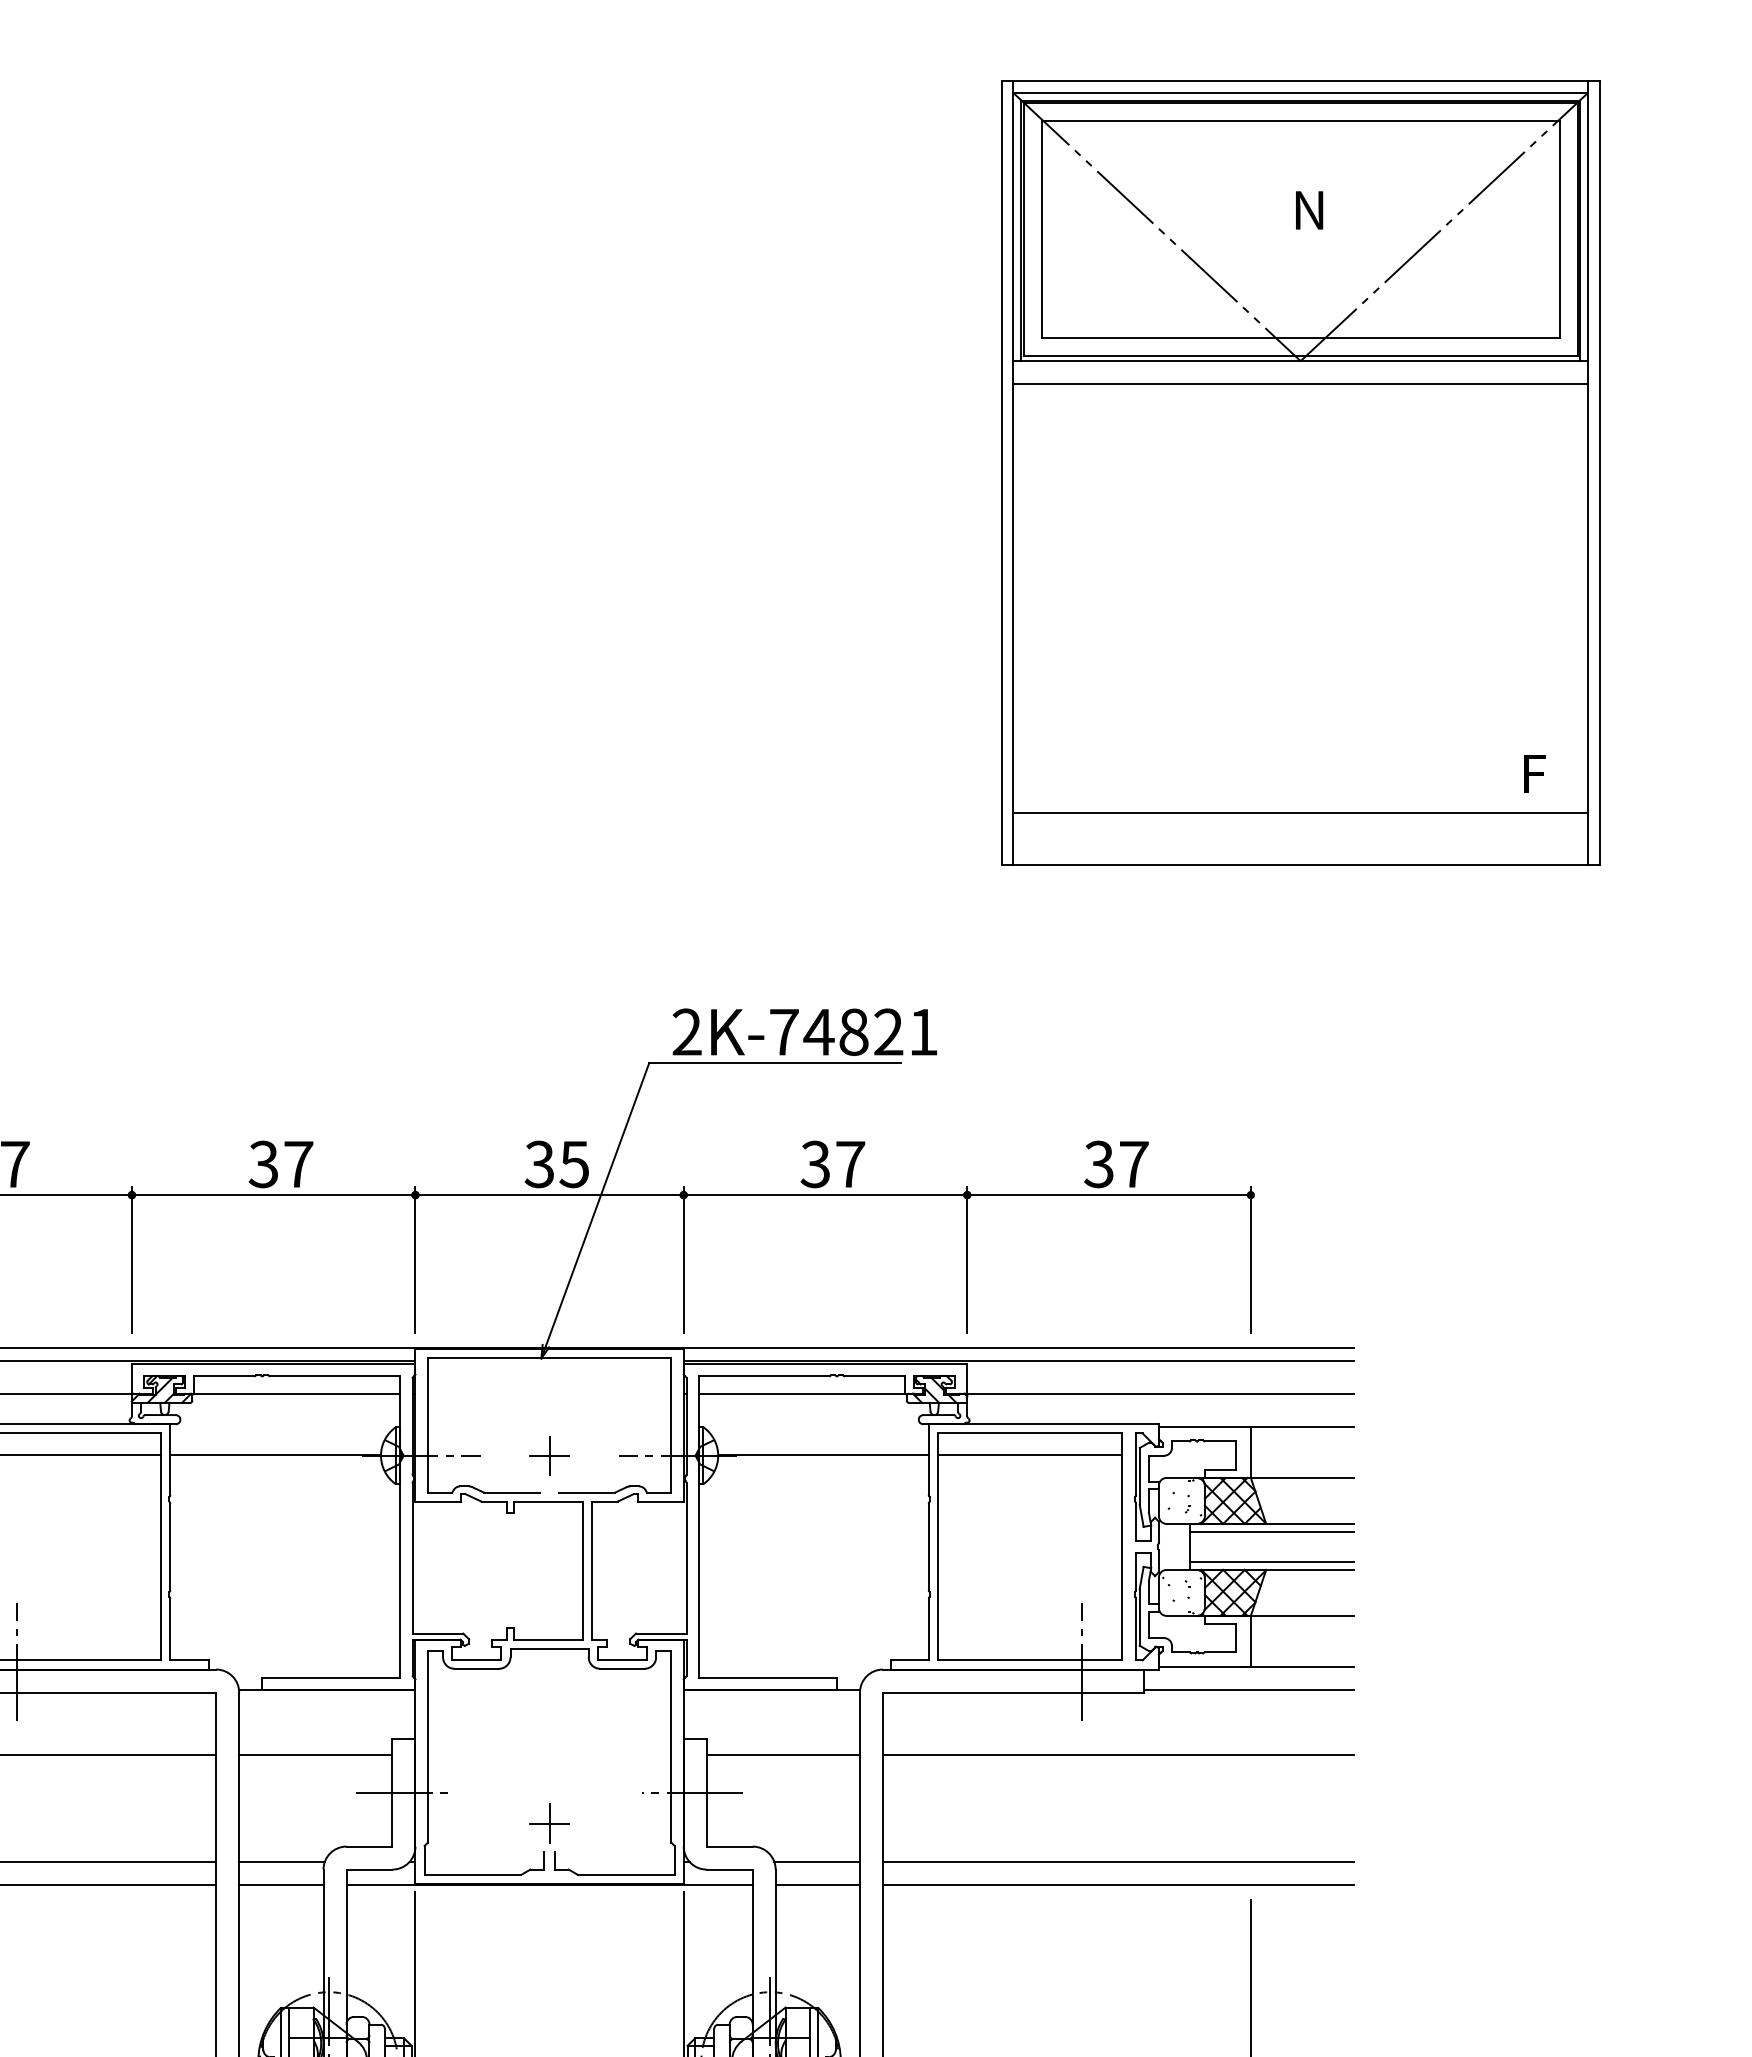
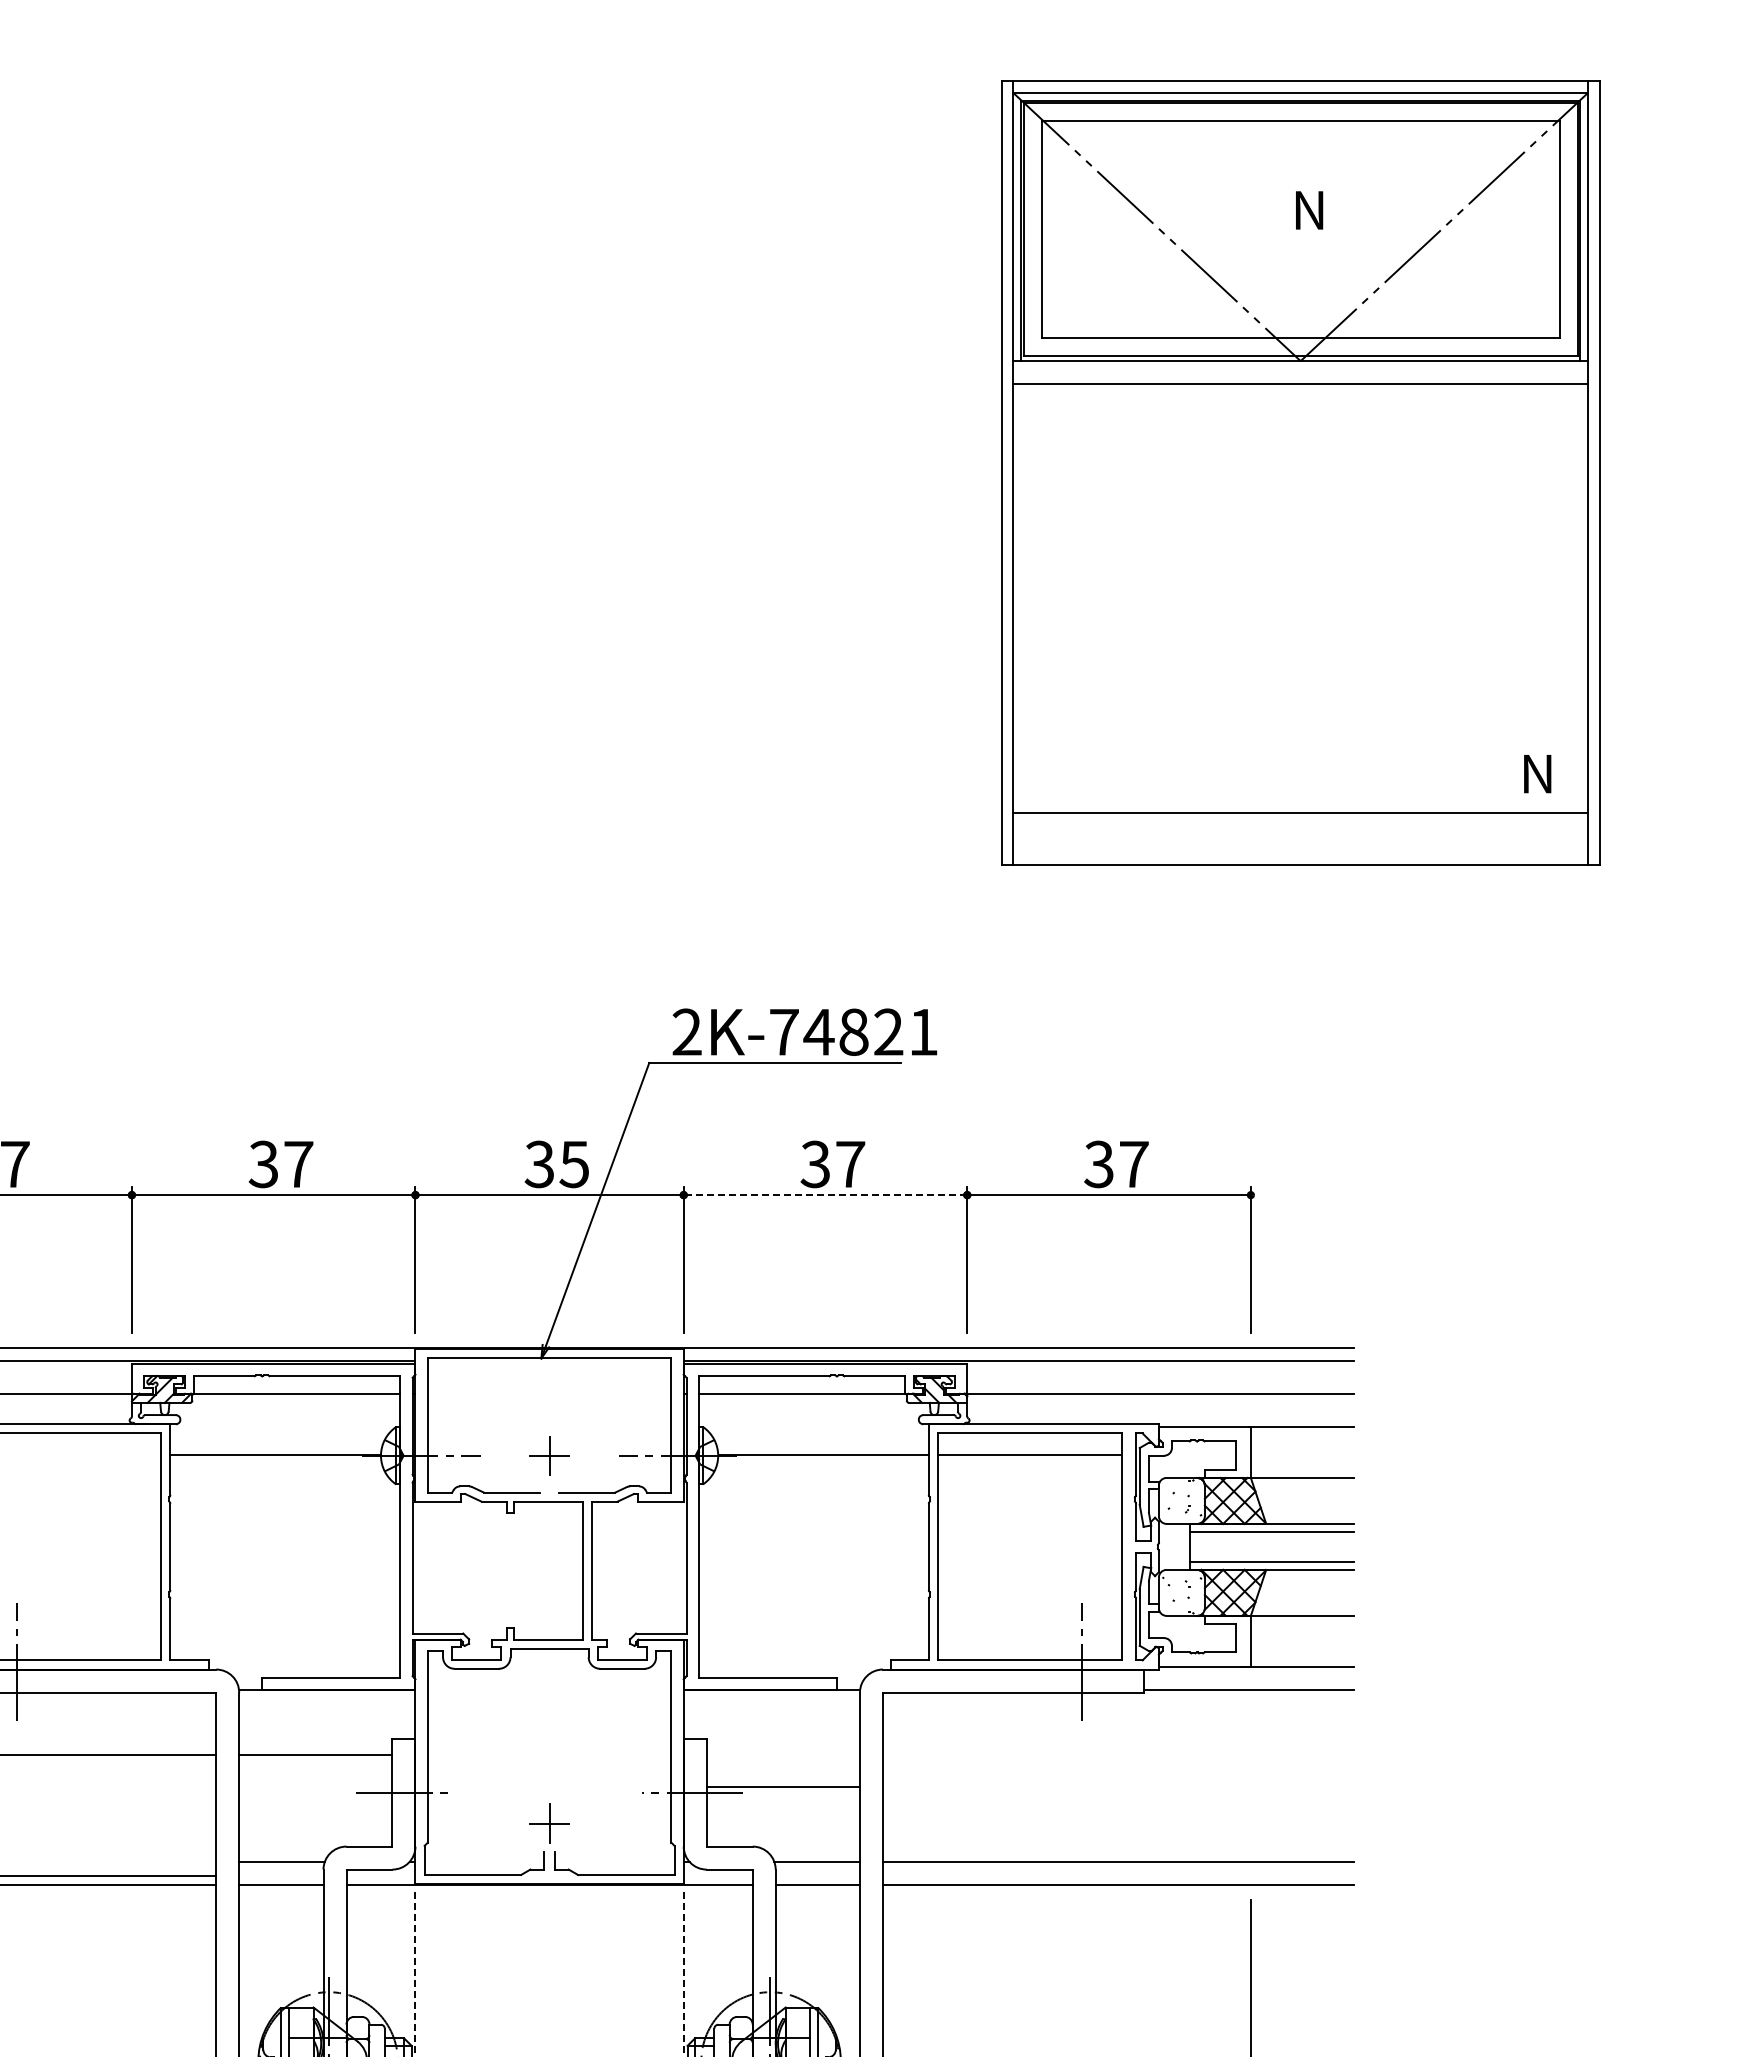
text: F -> N (1537, 774)
line: solid -> dashed (825, 1195)
line: present -> none (81, 1454)
line position: (782, 1754) -> (782, 1786) (782, 1786)
line: present -> none (1117, 1754)
line position: (109, 1861) -> (109, 1875) (109, 1875)
line: solid -> dashed (415, 1974)
line: solid -> dashed (683, 1974)
